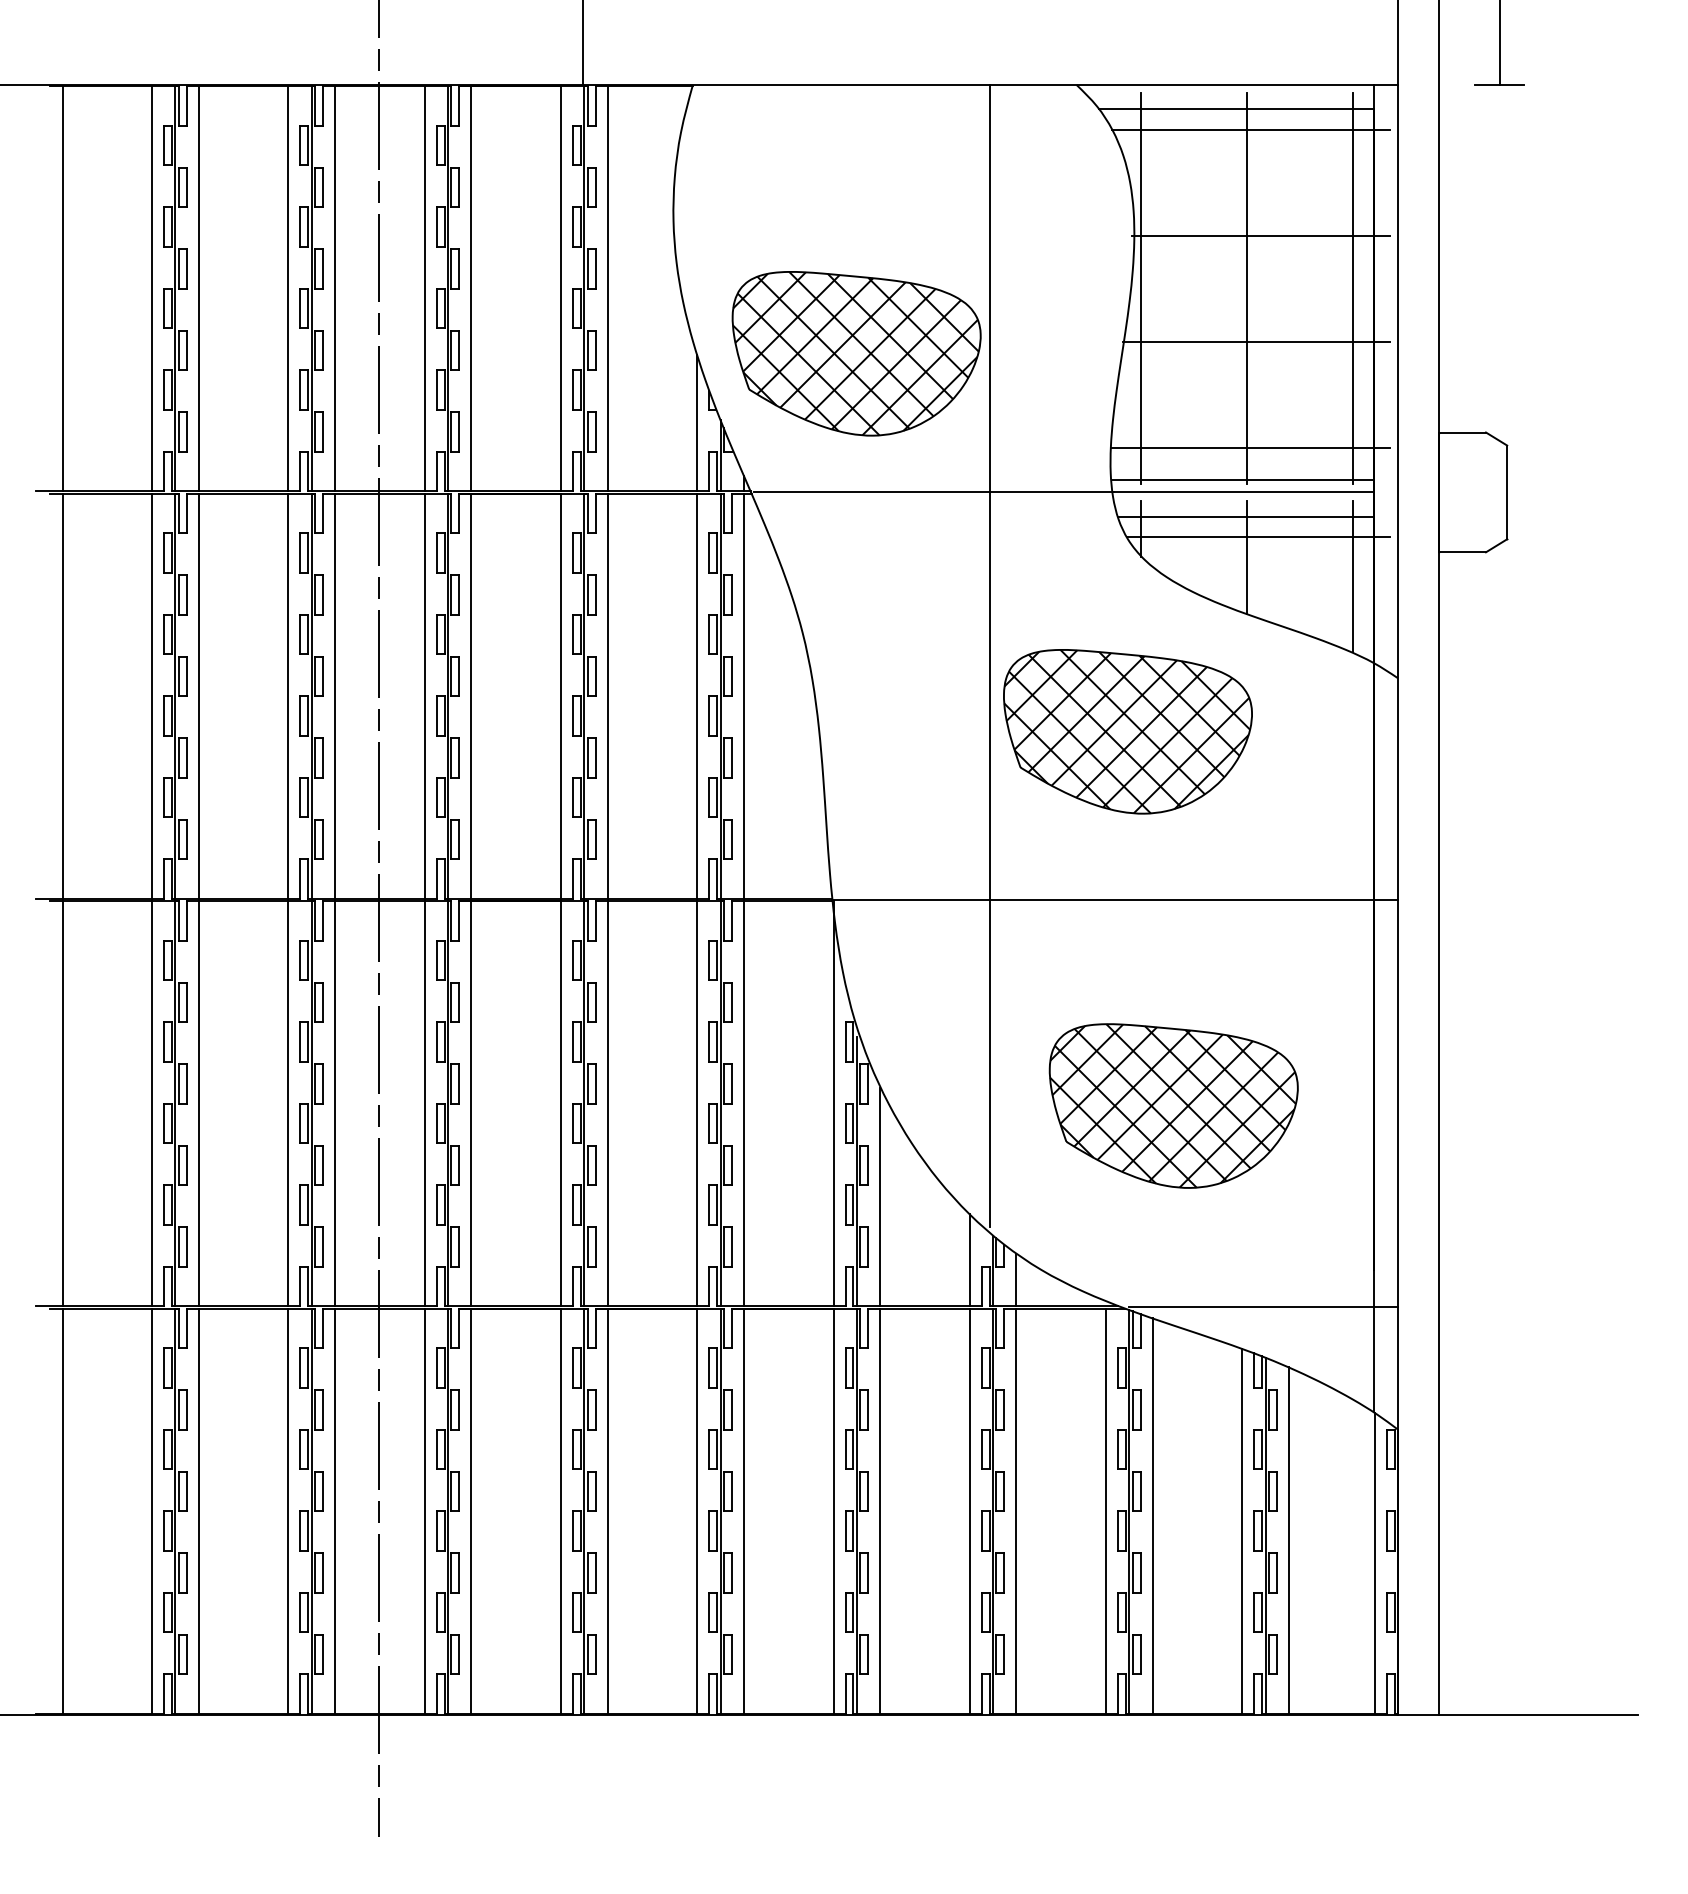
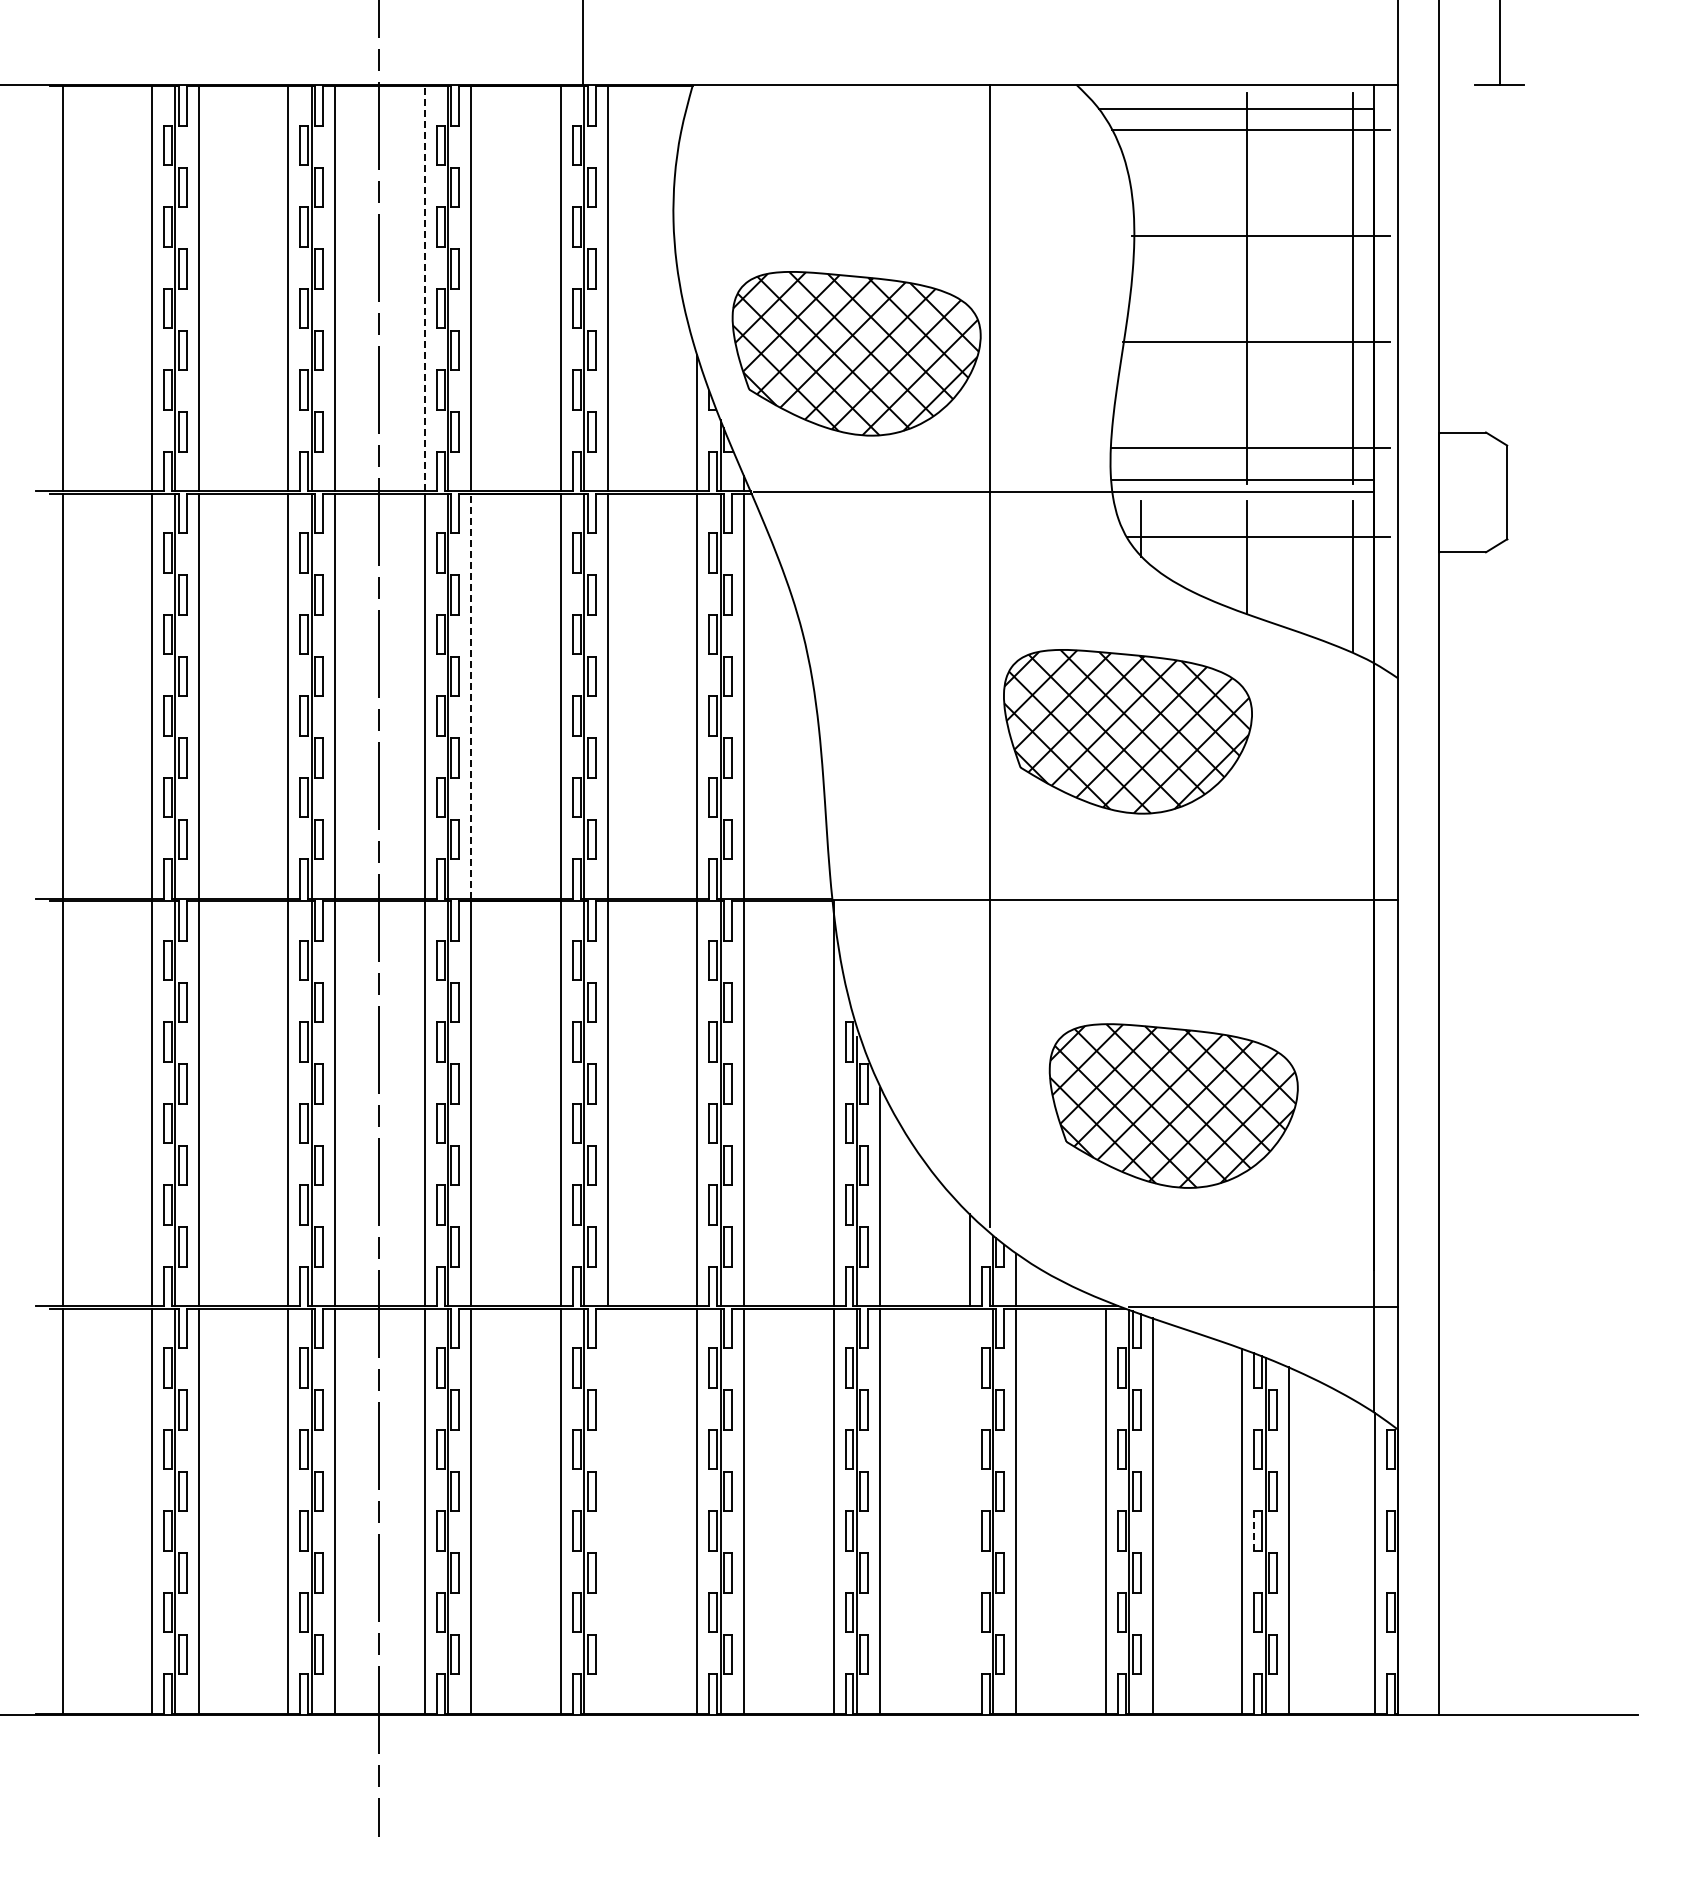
line: solid -> dashed (424, 288)
line: present -> none (1141, 288)
line: present -> none (1245, 516)
line: solid -> dashed (471, 696)
line: present -> none (607, 1510)
line: present -> none (969, 1510)
line: solid -> dashed (1254, 1530)
